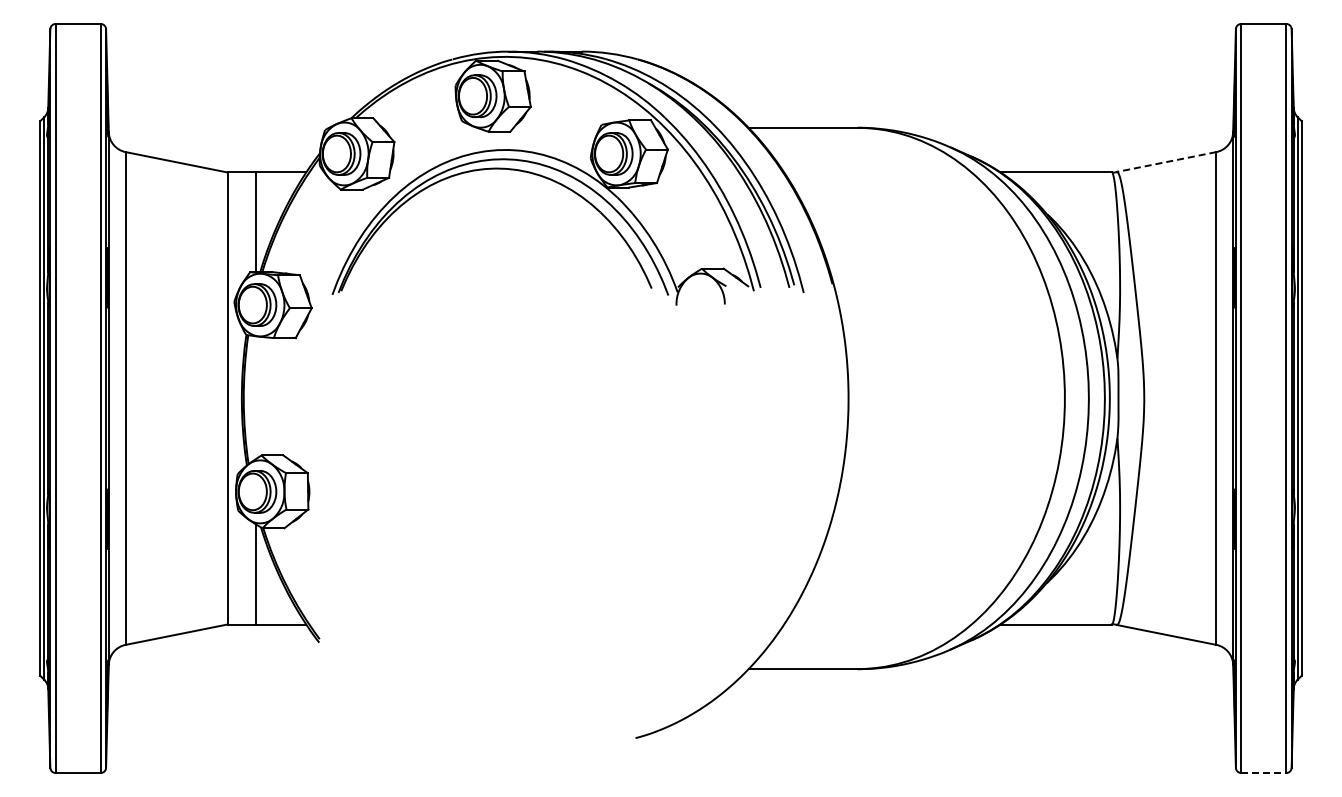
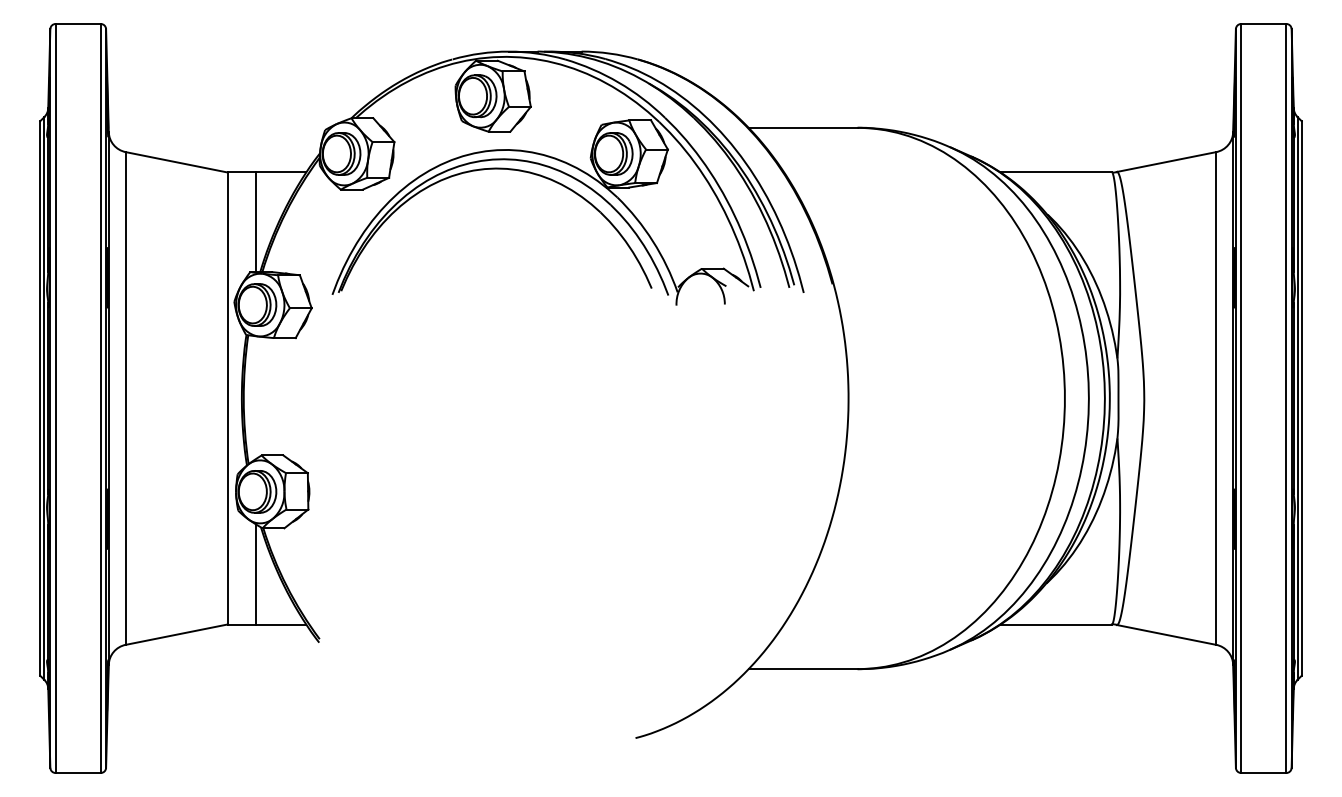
line: dashed -> solid (1166, 162)
line: dashed -> solid (1263, 773)
